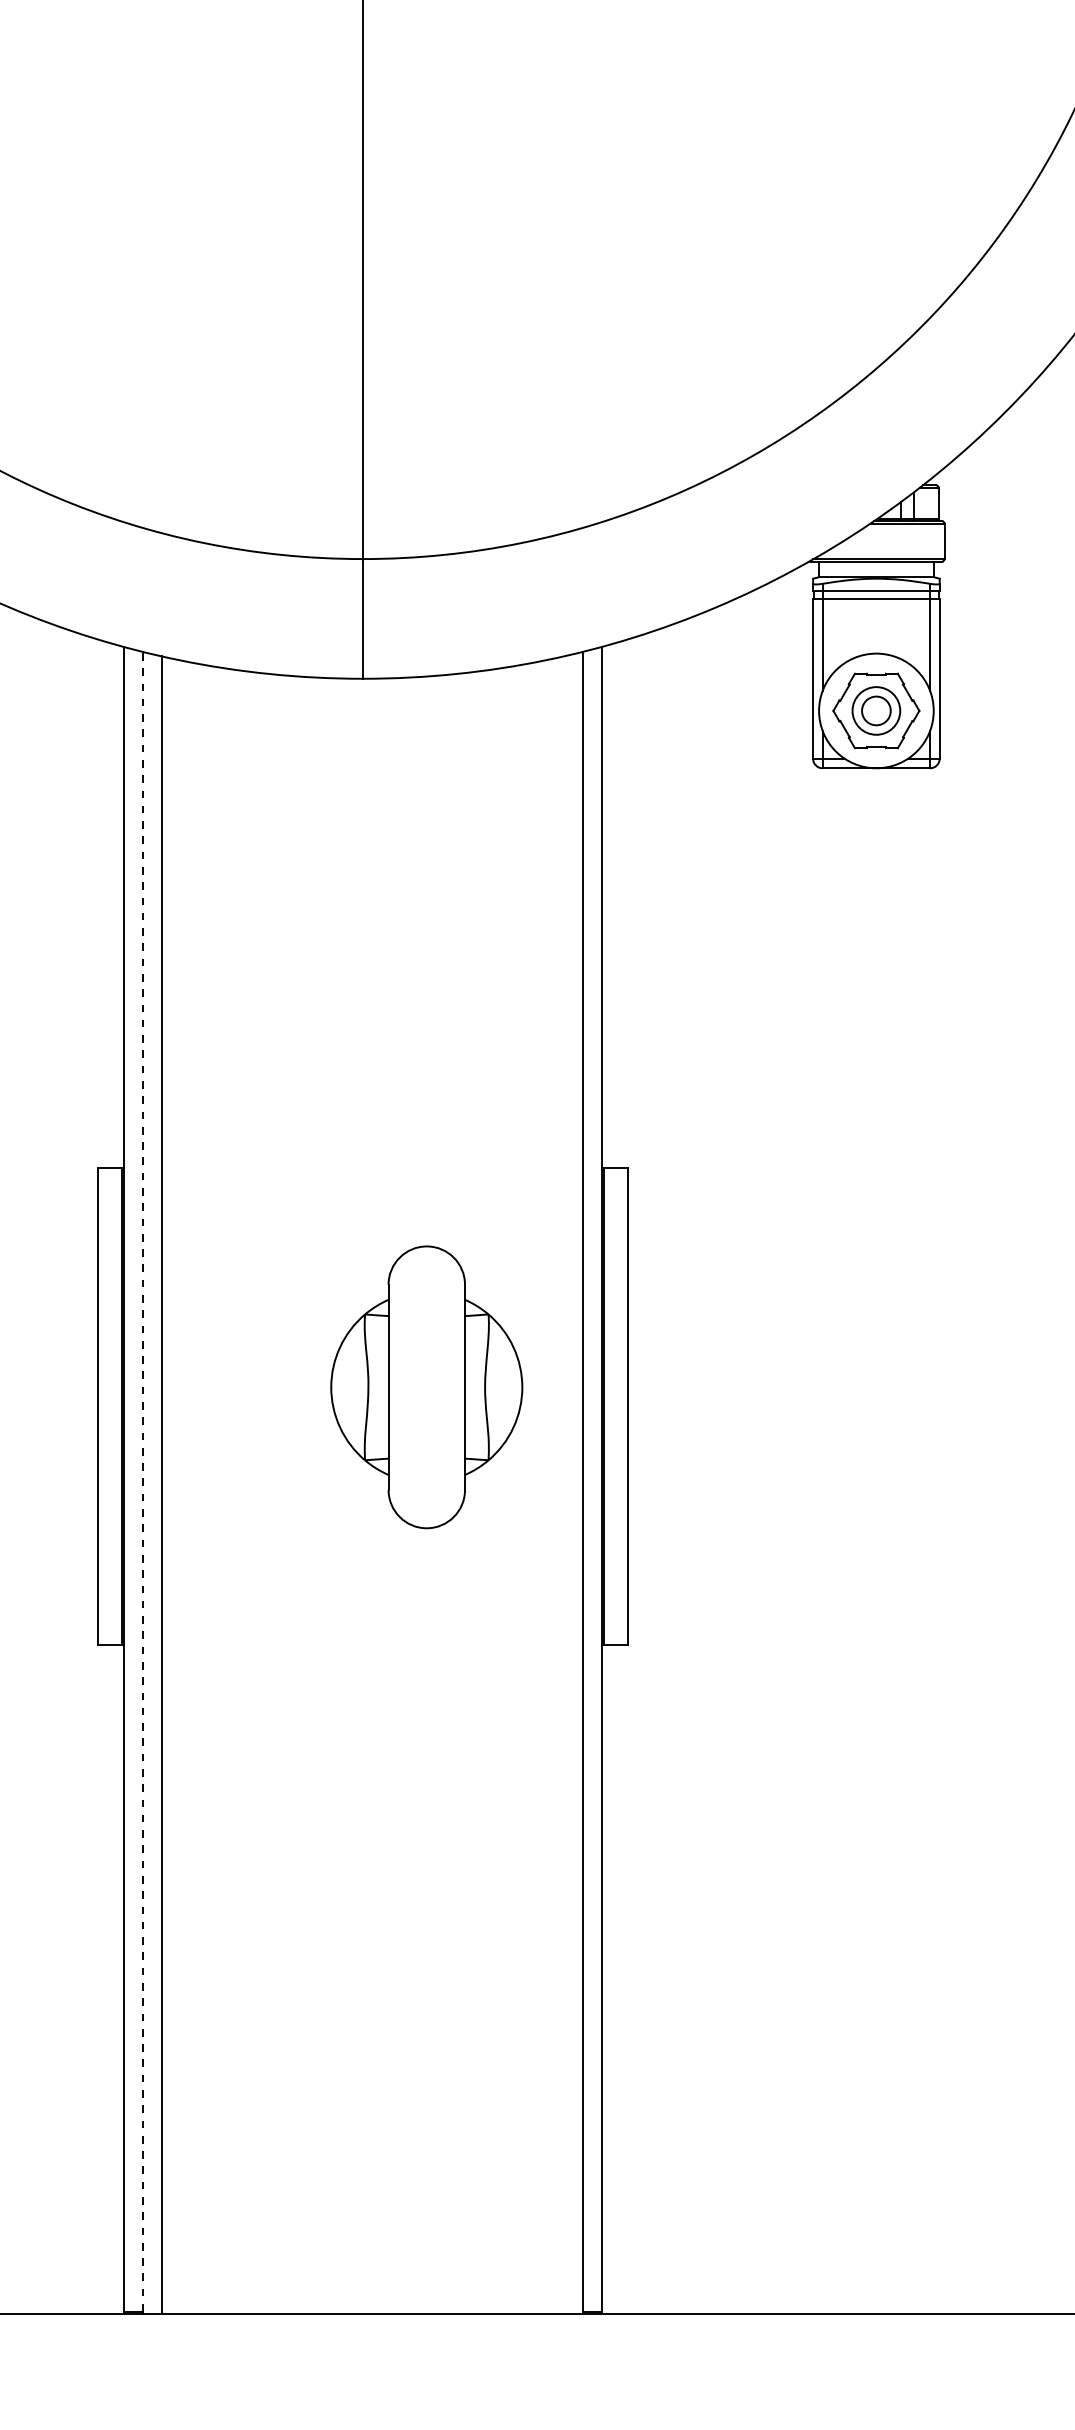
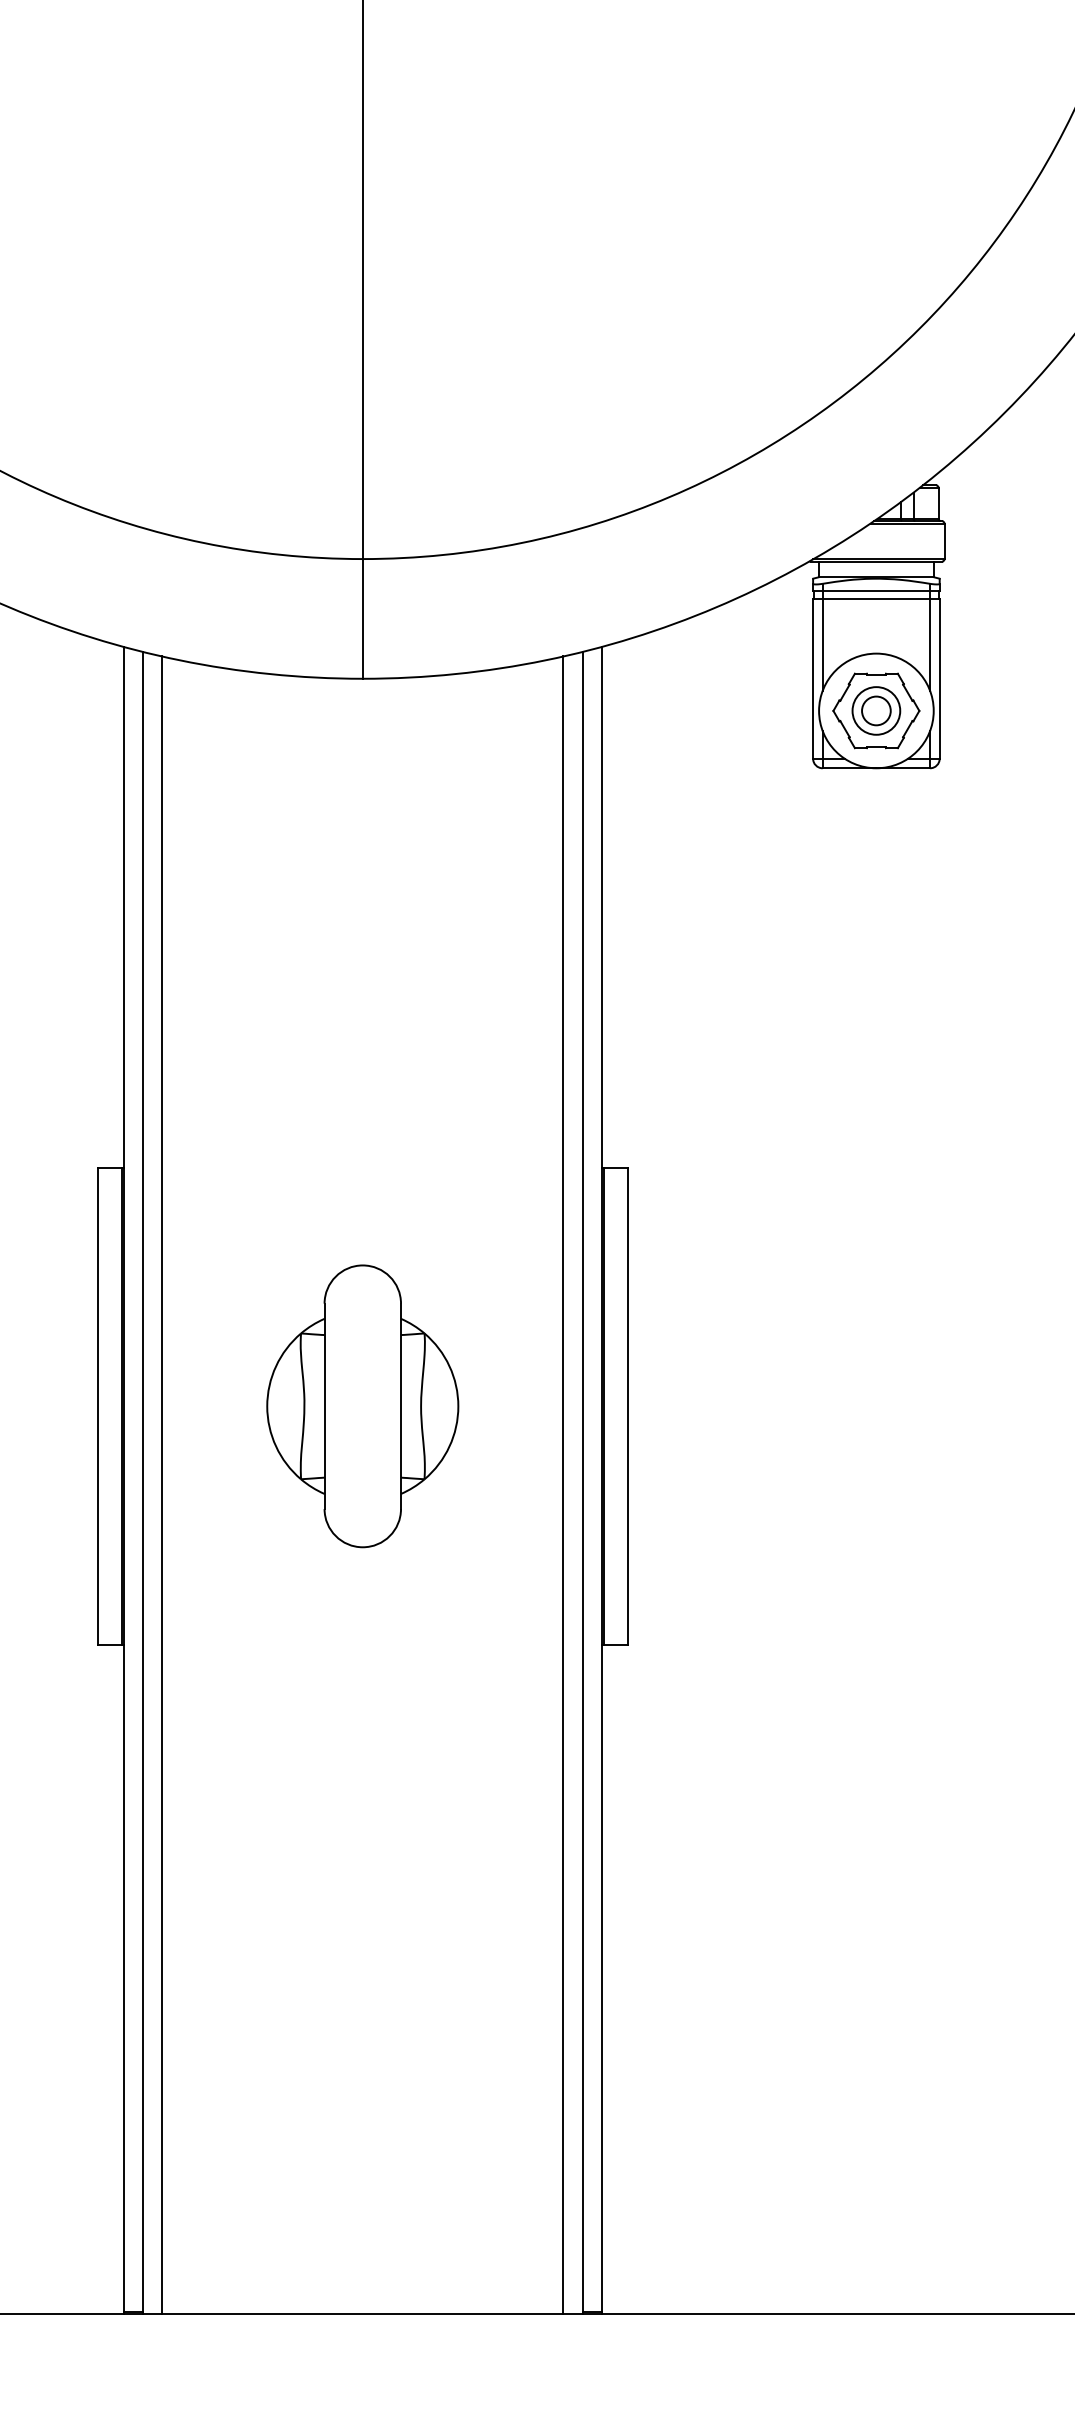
part position: (426, 1387) -> (362, 1406) (362, 1406)
line: dashed -> solid (143, 1481)
line: none -> present (563, 1485)
